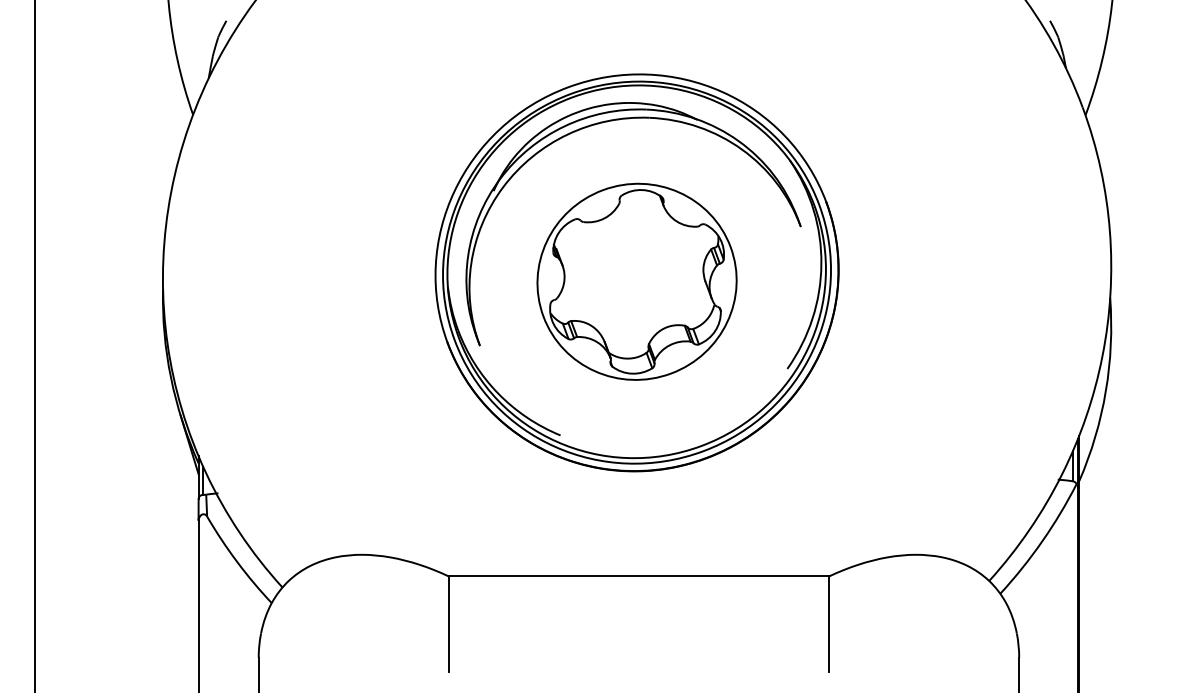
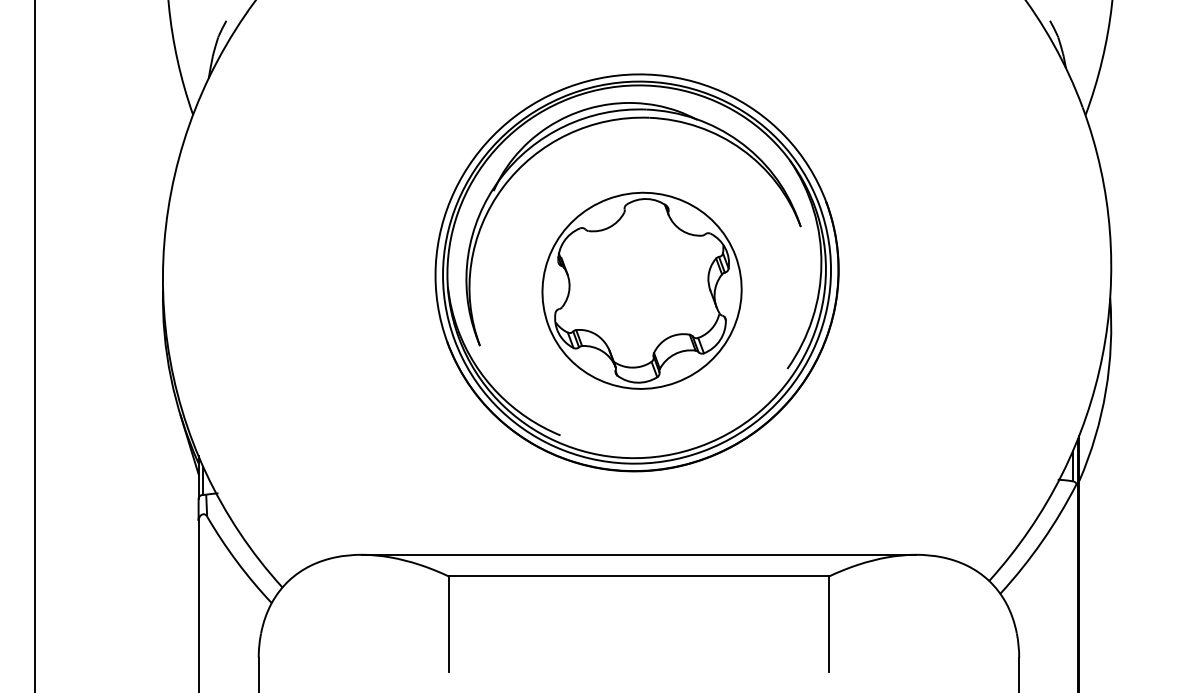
part position: (636, 281) -> (641, 290) (641, 290)
line: none -> present (638, 554)
